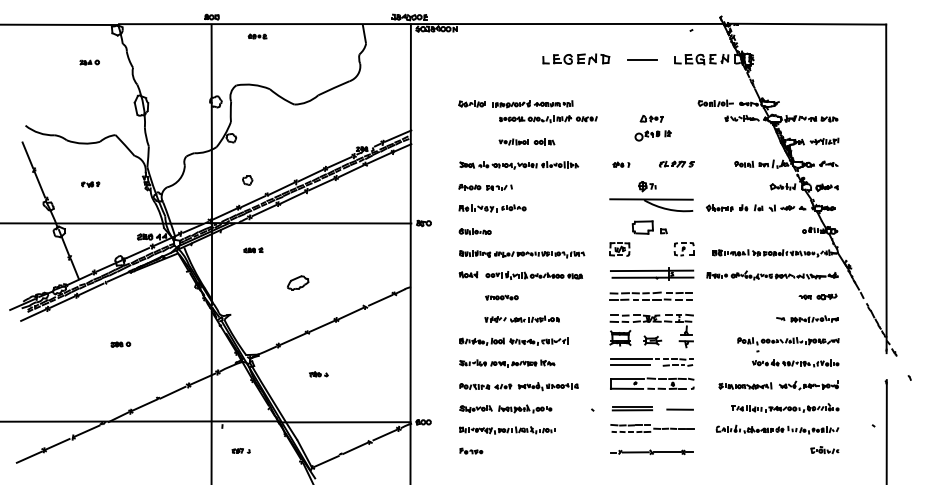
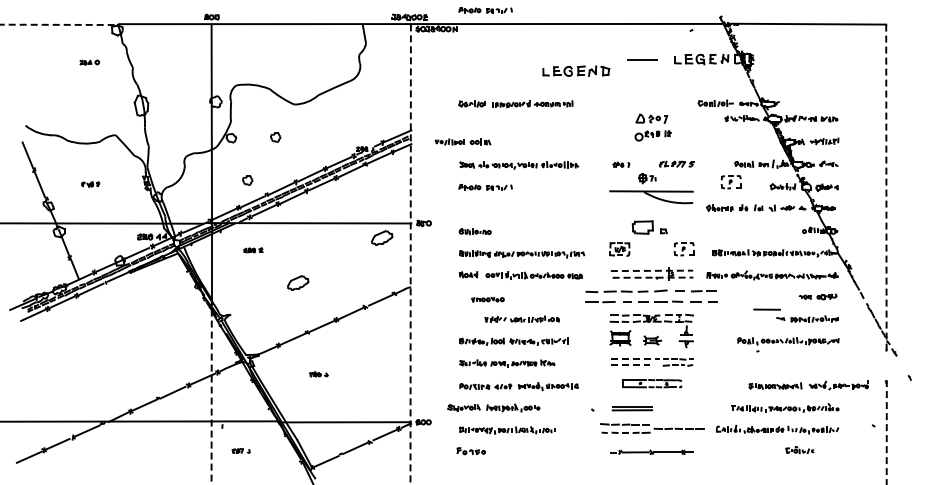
part: none -> present (485, 9)
line: solid -> dashed (59, 24)
part: present -> none (257, 36)
part position: (576, 58) -> (576, 70) (576, 70)
part size: 25x8 px -> 34x11 px (651, 118)
part: present -> none (548, 119)
part: none -> present (275, 137)
part position: (526, 141) -> (462, 141) (462, 141)
part: none -> present (730, 182)
line: solid -> dashed (886, 189)
part position: (651, 196) -> (651, 188) (651, 188)
part: present -> none (492, 208)
part: none -> present (382, 237)
line: solid -> dashed (410, 254)
line: solid -> dashed (652, 270)
line: solid -> dashed (653, 277)
part size: 84x10 px -> 133x15 px (651, 296)
part position: (501, 297) -> (487, 299) (487, 299)
part: present -> none (120, 344)
line: solid -> dashed (631, 359)
part: present -> none (795, 363)
line: solid -> dashed (630, 365)
part size: 85x13 px -> 61x10 px (652, 383)
part position: (778, 385) -> (808, 385) (808, 385)
line: solid -> dashed (211, 397)
part position: (505, 408) -> (493, 407) (493, 407)
line position: (679, 409) -> (766, 309) (766, 309)
part size: 85x9 px -> 105x11 px (652, 428)
line: solid -> dashed (886, 432)
part size: 25x8 px -> 30x9 px (470, 451)
part position: (824, 450) -> (799, 450) (799, 450)
